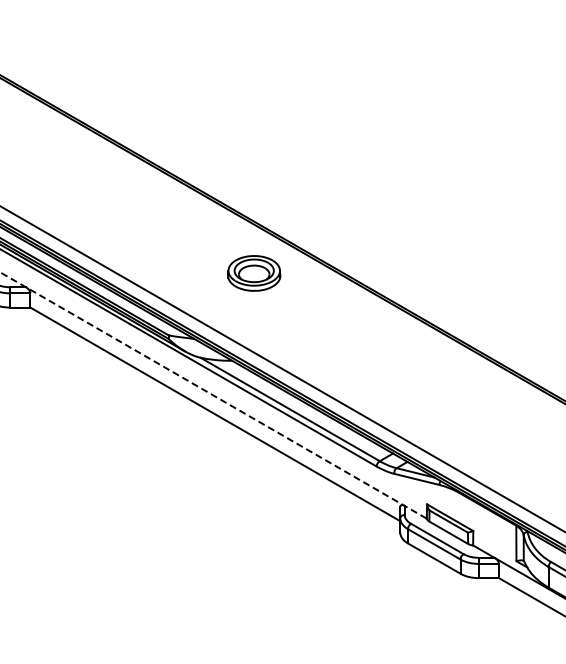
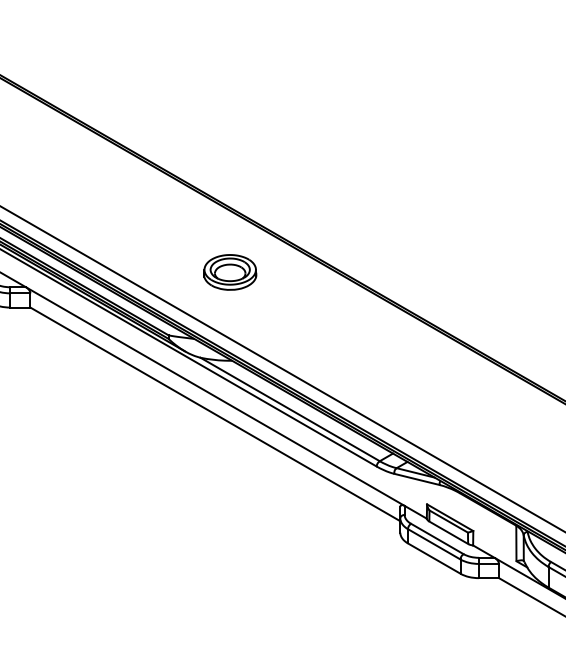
part position: (254, 273) -> (230, 272) (230, 272)
line: dashed -> solid (214, 395)
